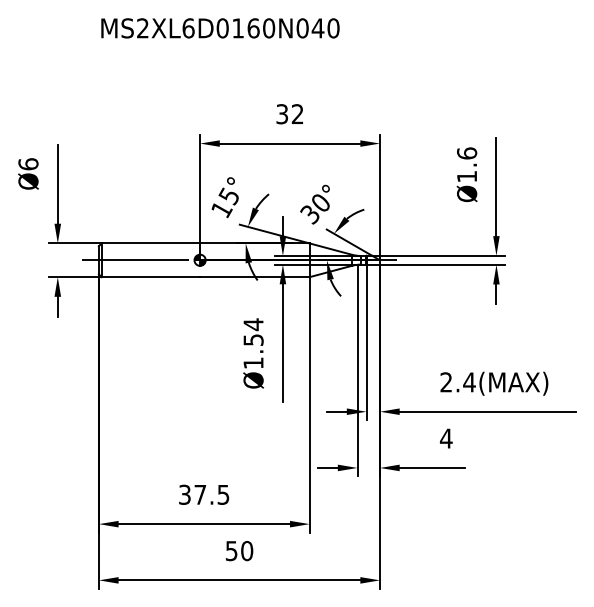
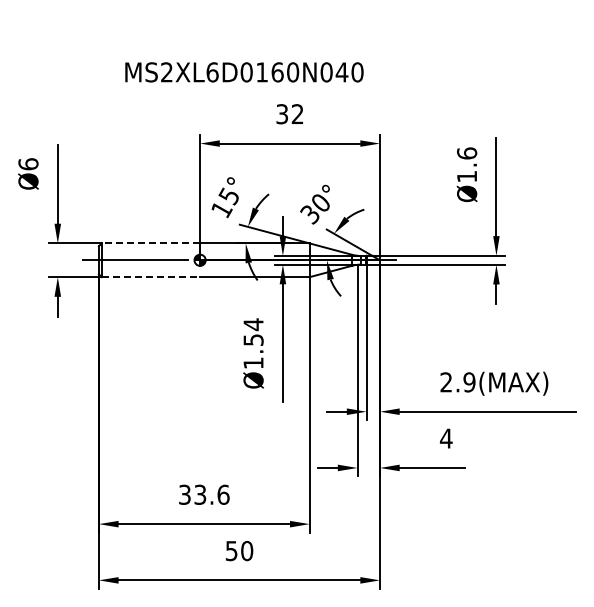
text position: (220, 28) -> (244, 72) (244, 72)
line: solid -> dashed (150, 243)
line: solid -> dashed (151, 277)
text: 2.4(MAX) -> 2.9(MAX) (469, 382)
text: 37.5 -> 33.6 (211, 494)
